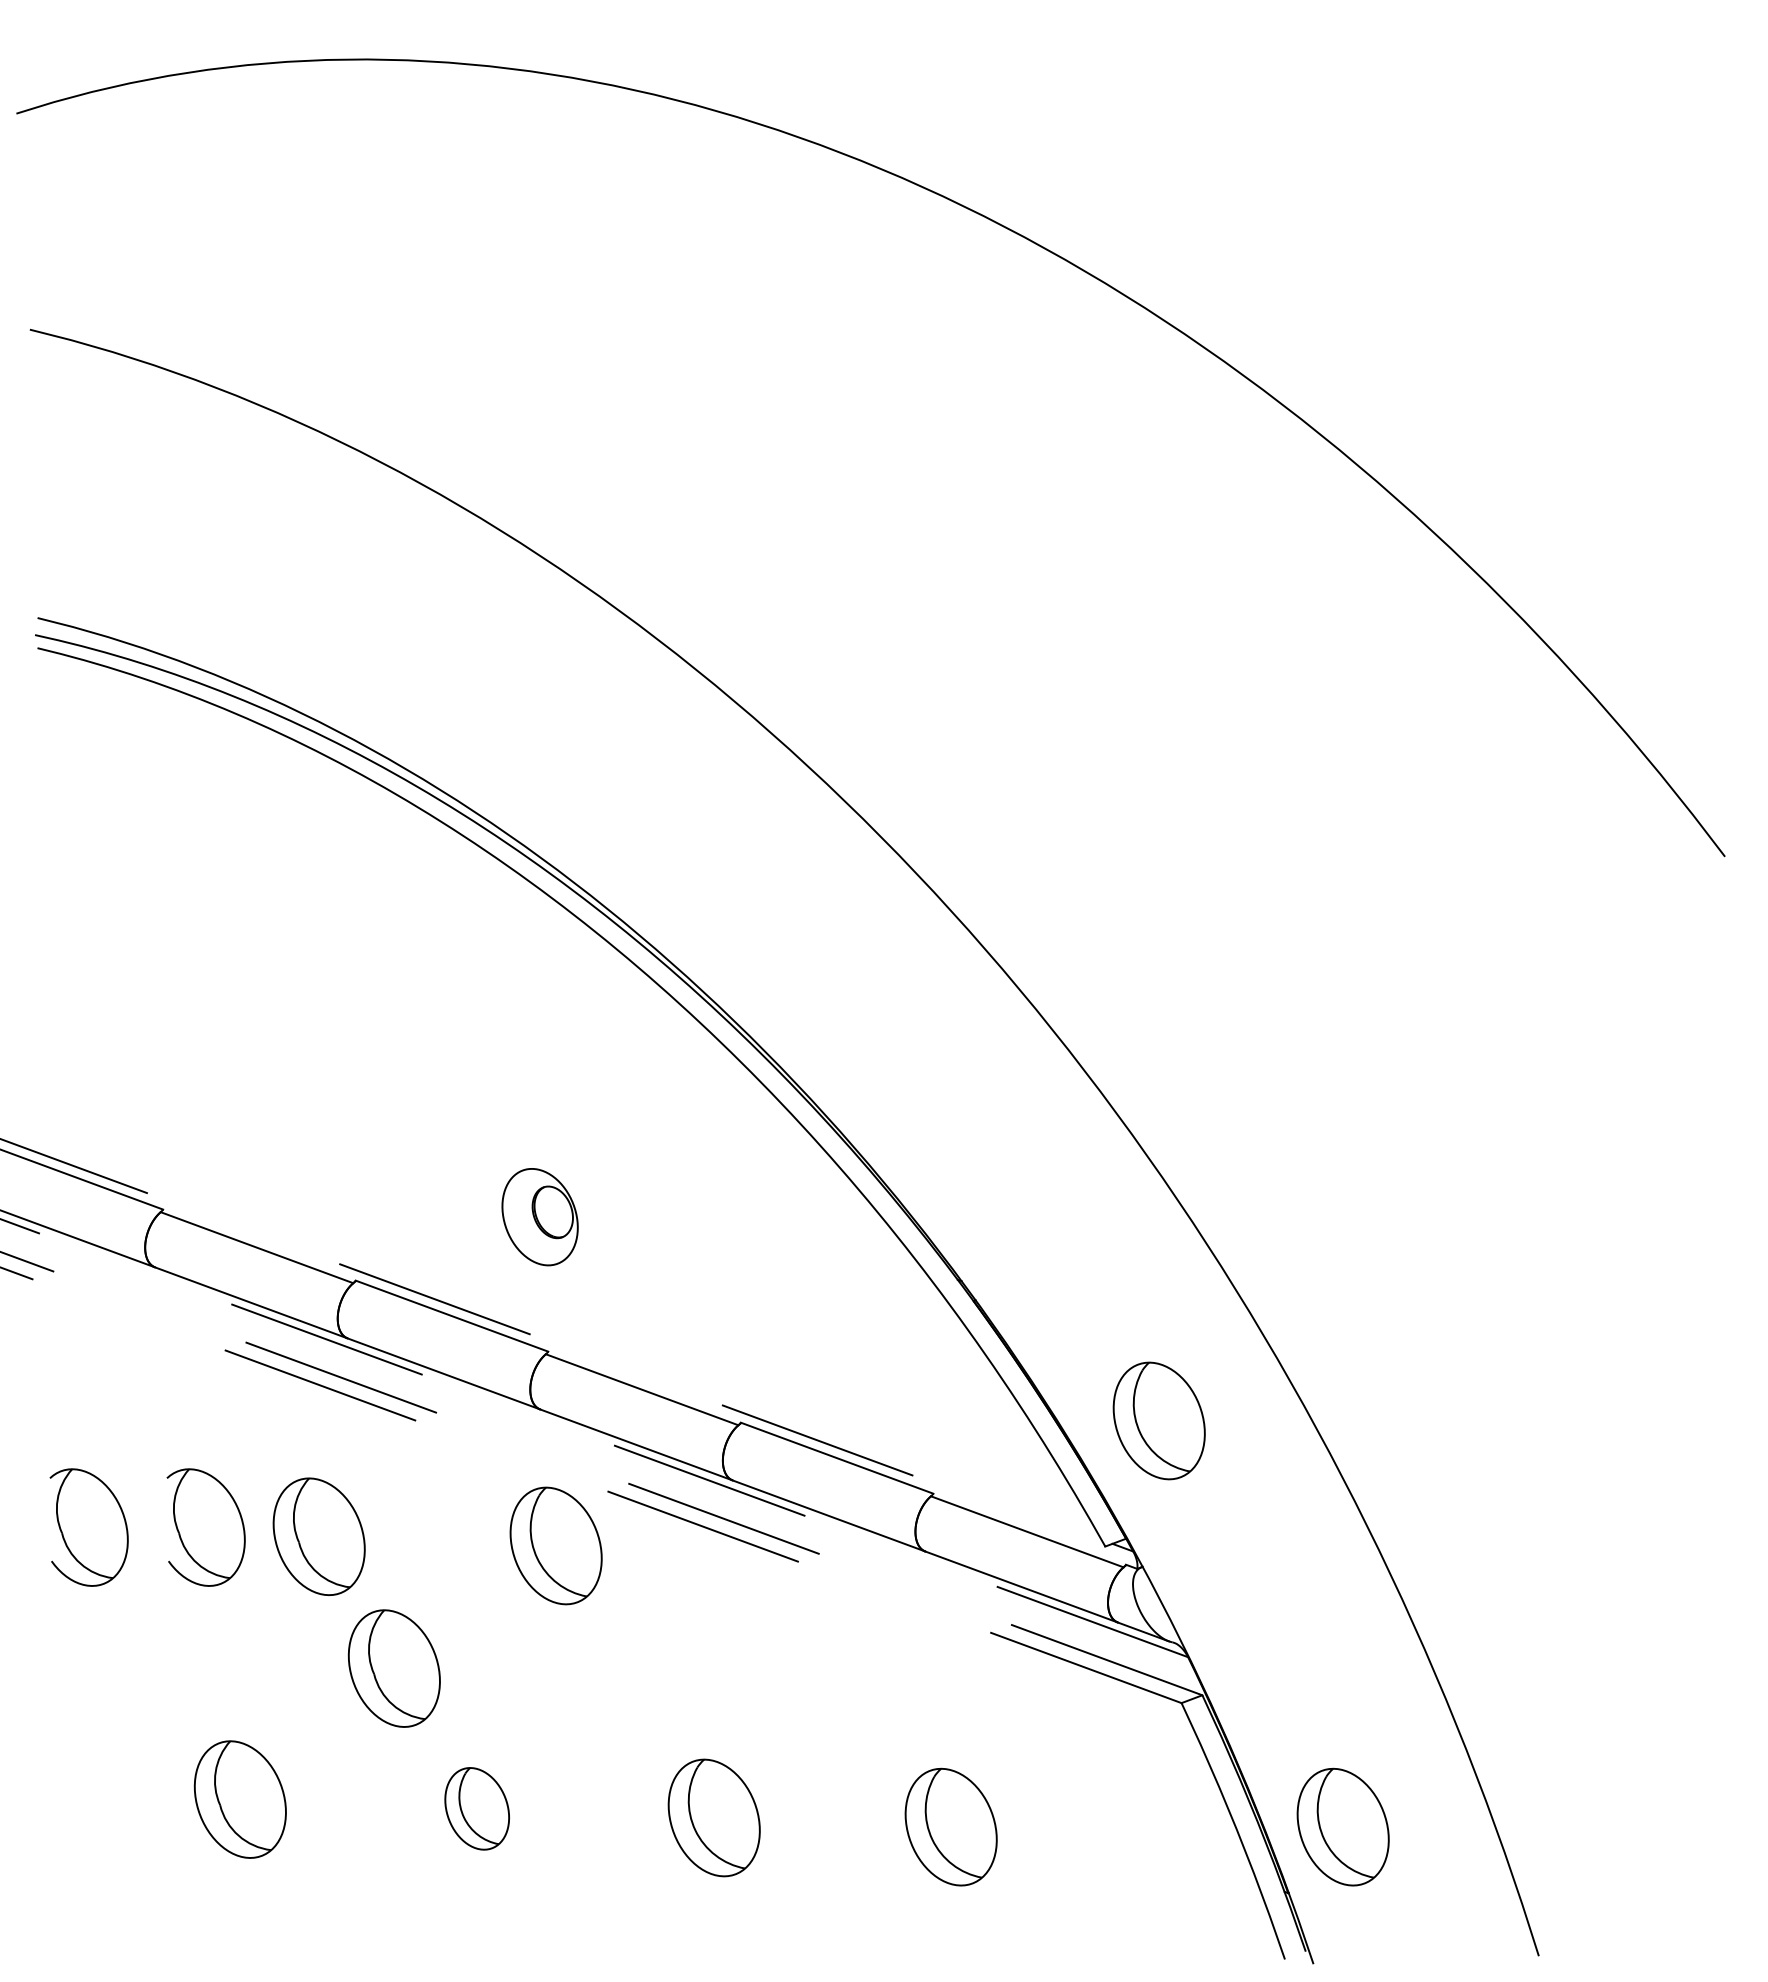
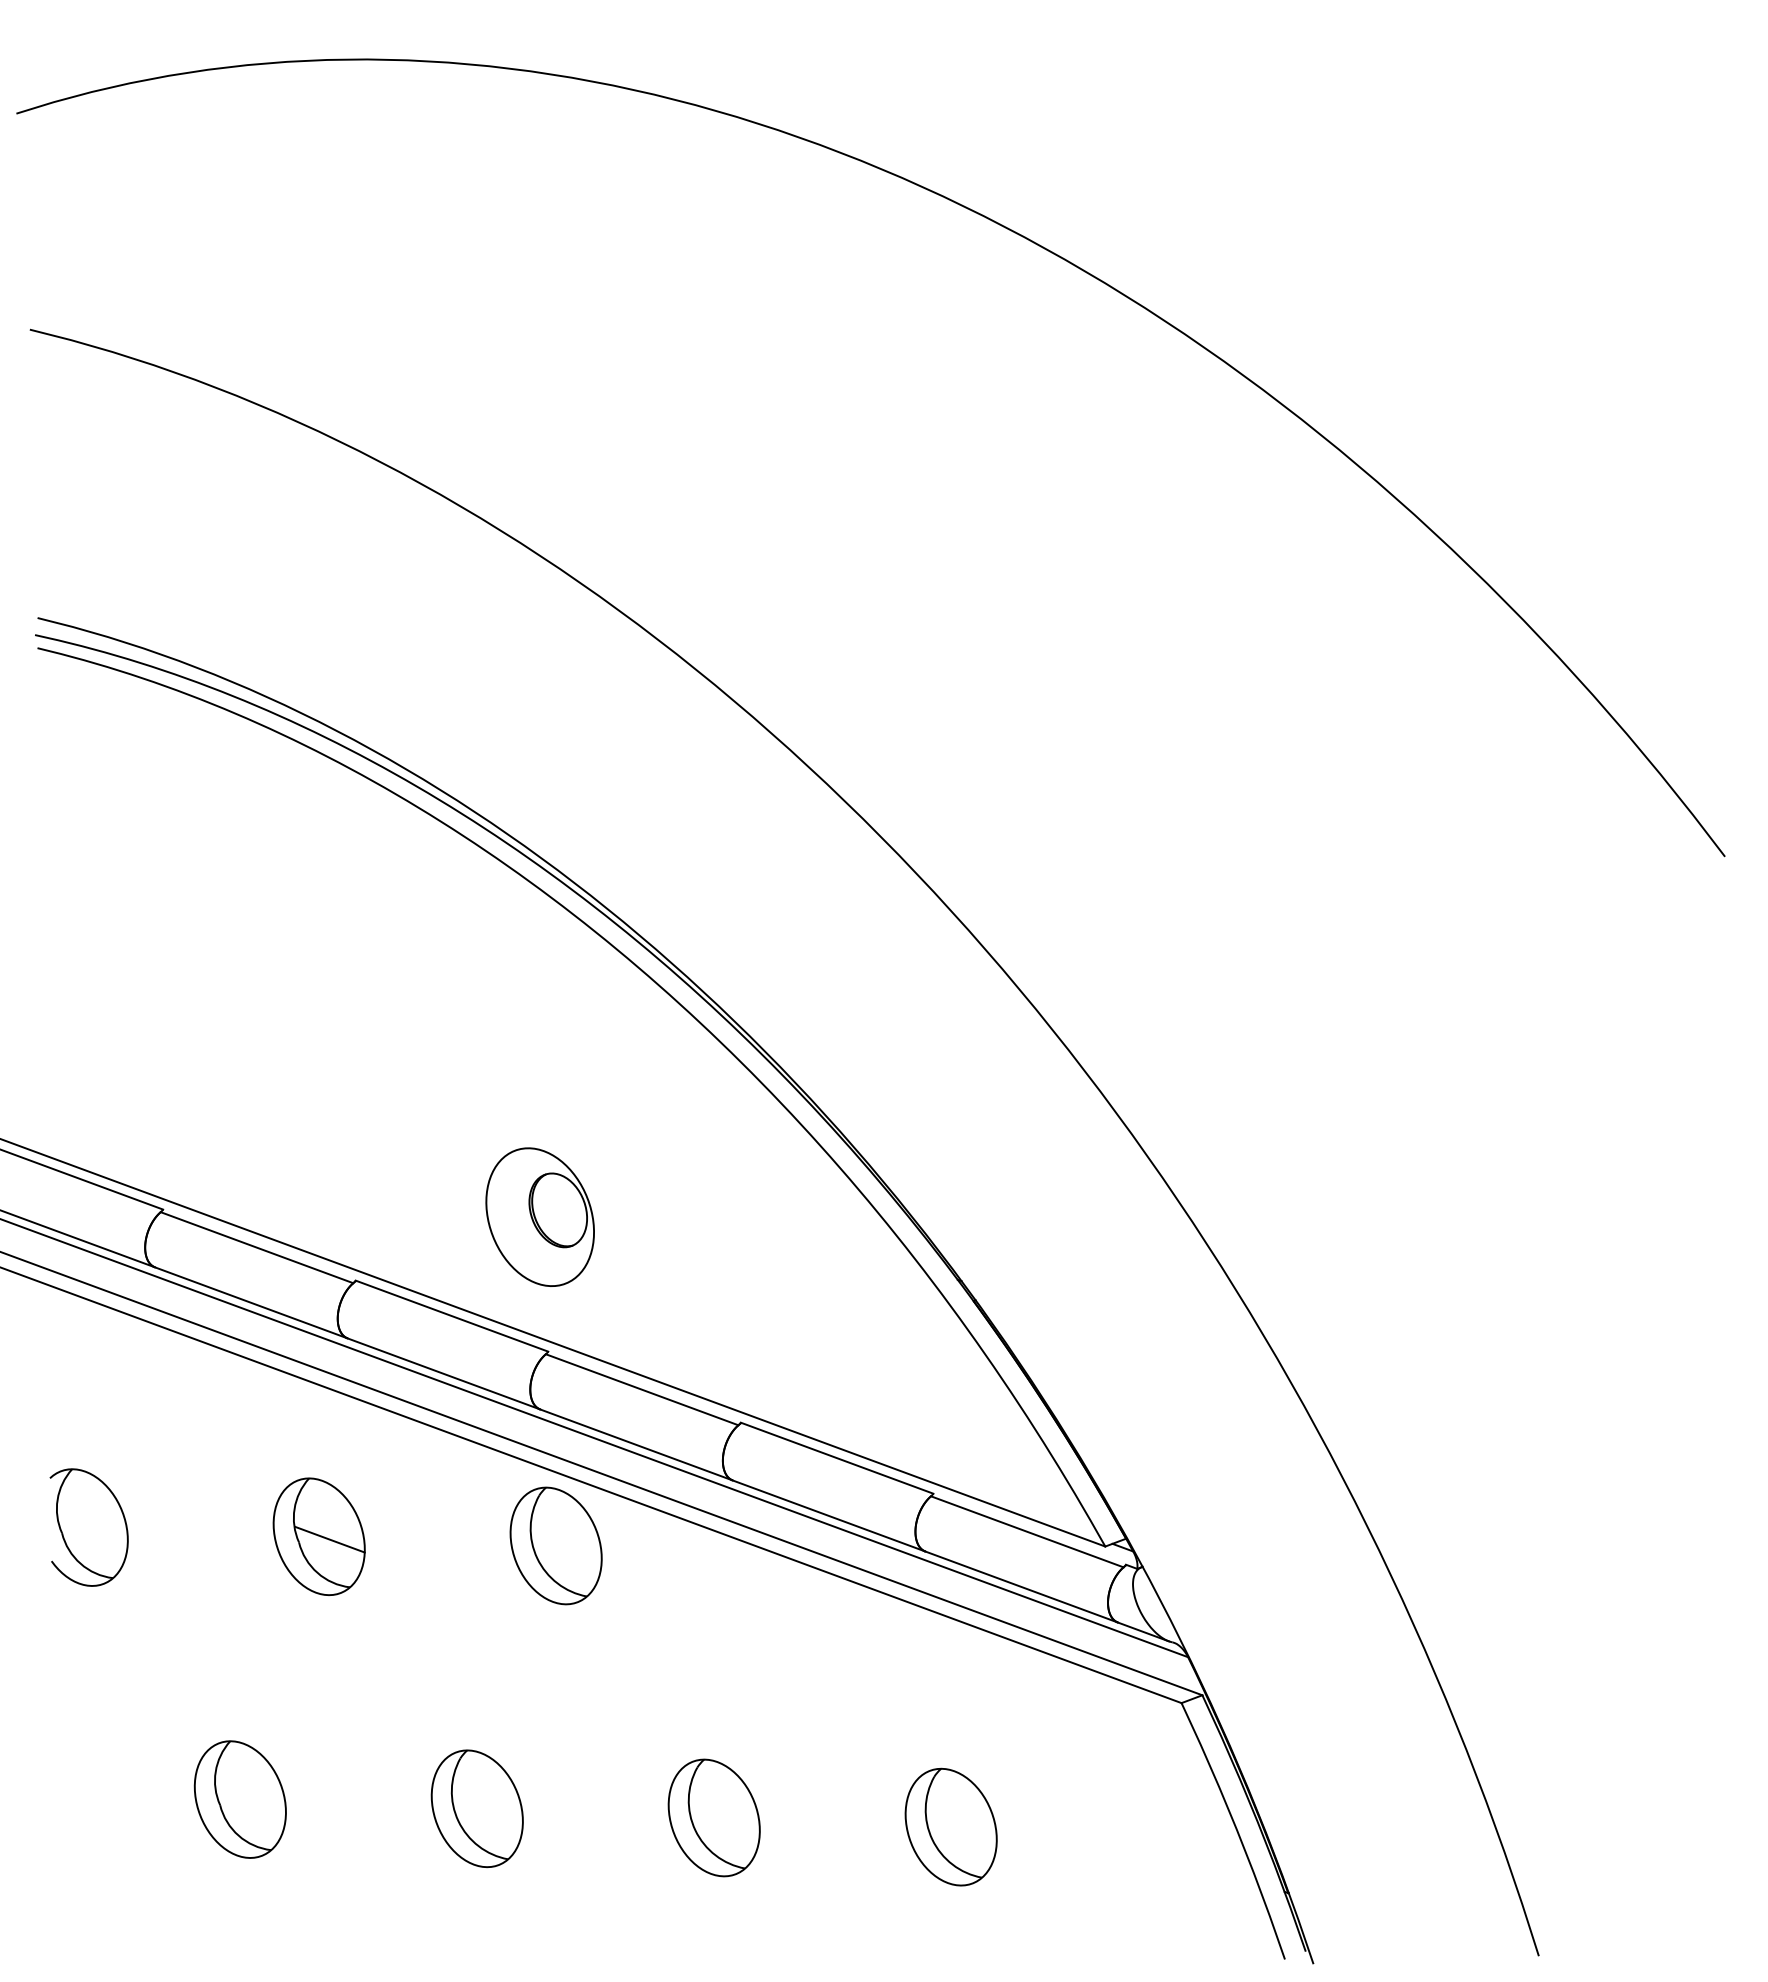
part size: 78x99 px -> 110x140 px (539, 1216)
line: dashed -> solid (552, 1342)
part: present -> none (1158, 1420)
line: dashed -> solid (594, 1438)
line: dashed -> solid (601, 1473)
line: dashed -> solid (590, 1485)
part: present -> none (205, 1527)
line: none -> present (329, 1539)
part: present -> none (393, 1668)
part size: 66x84 px -> 94x120 px (476, 1808)
part: present -> none (1342, 1826)
